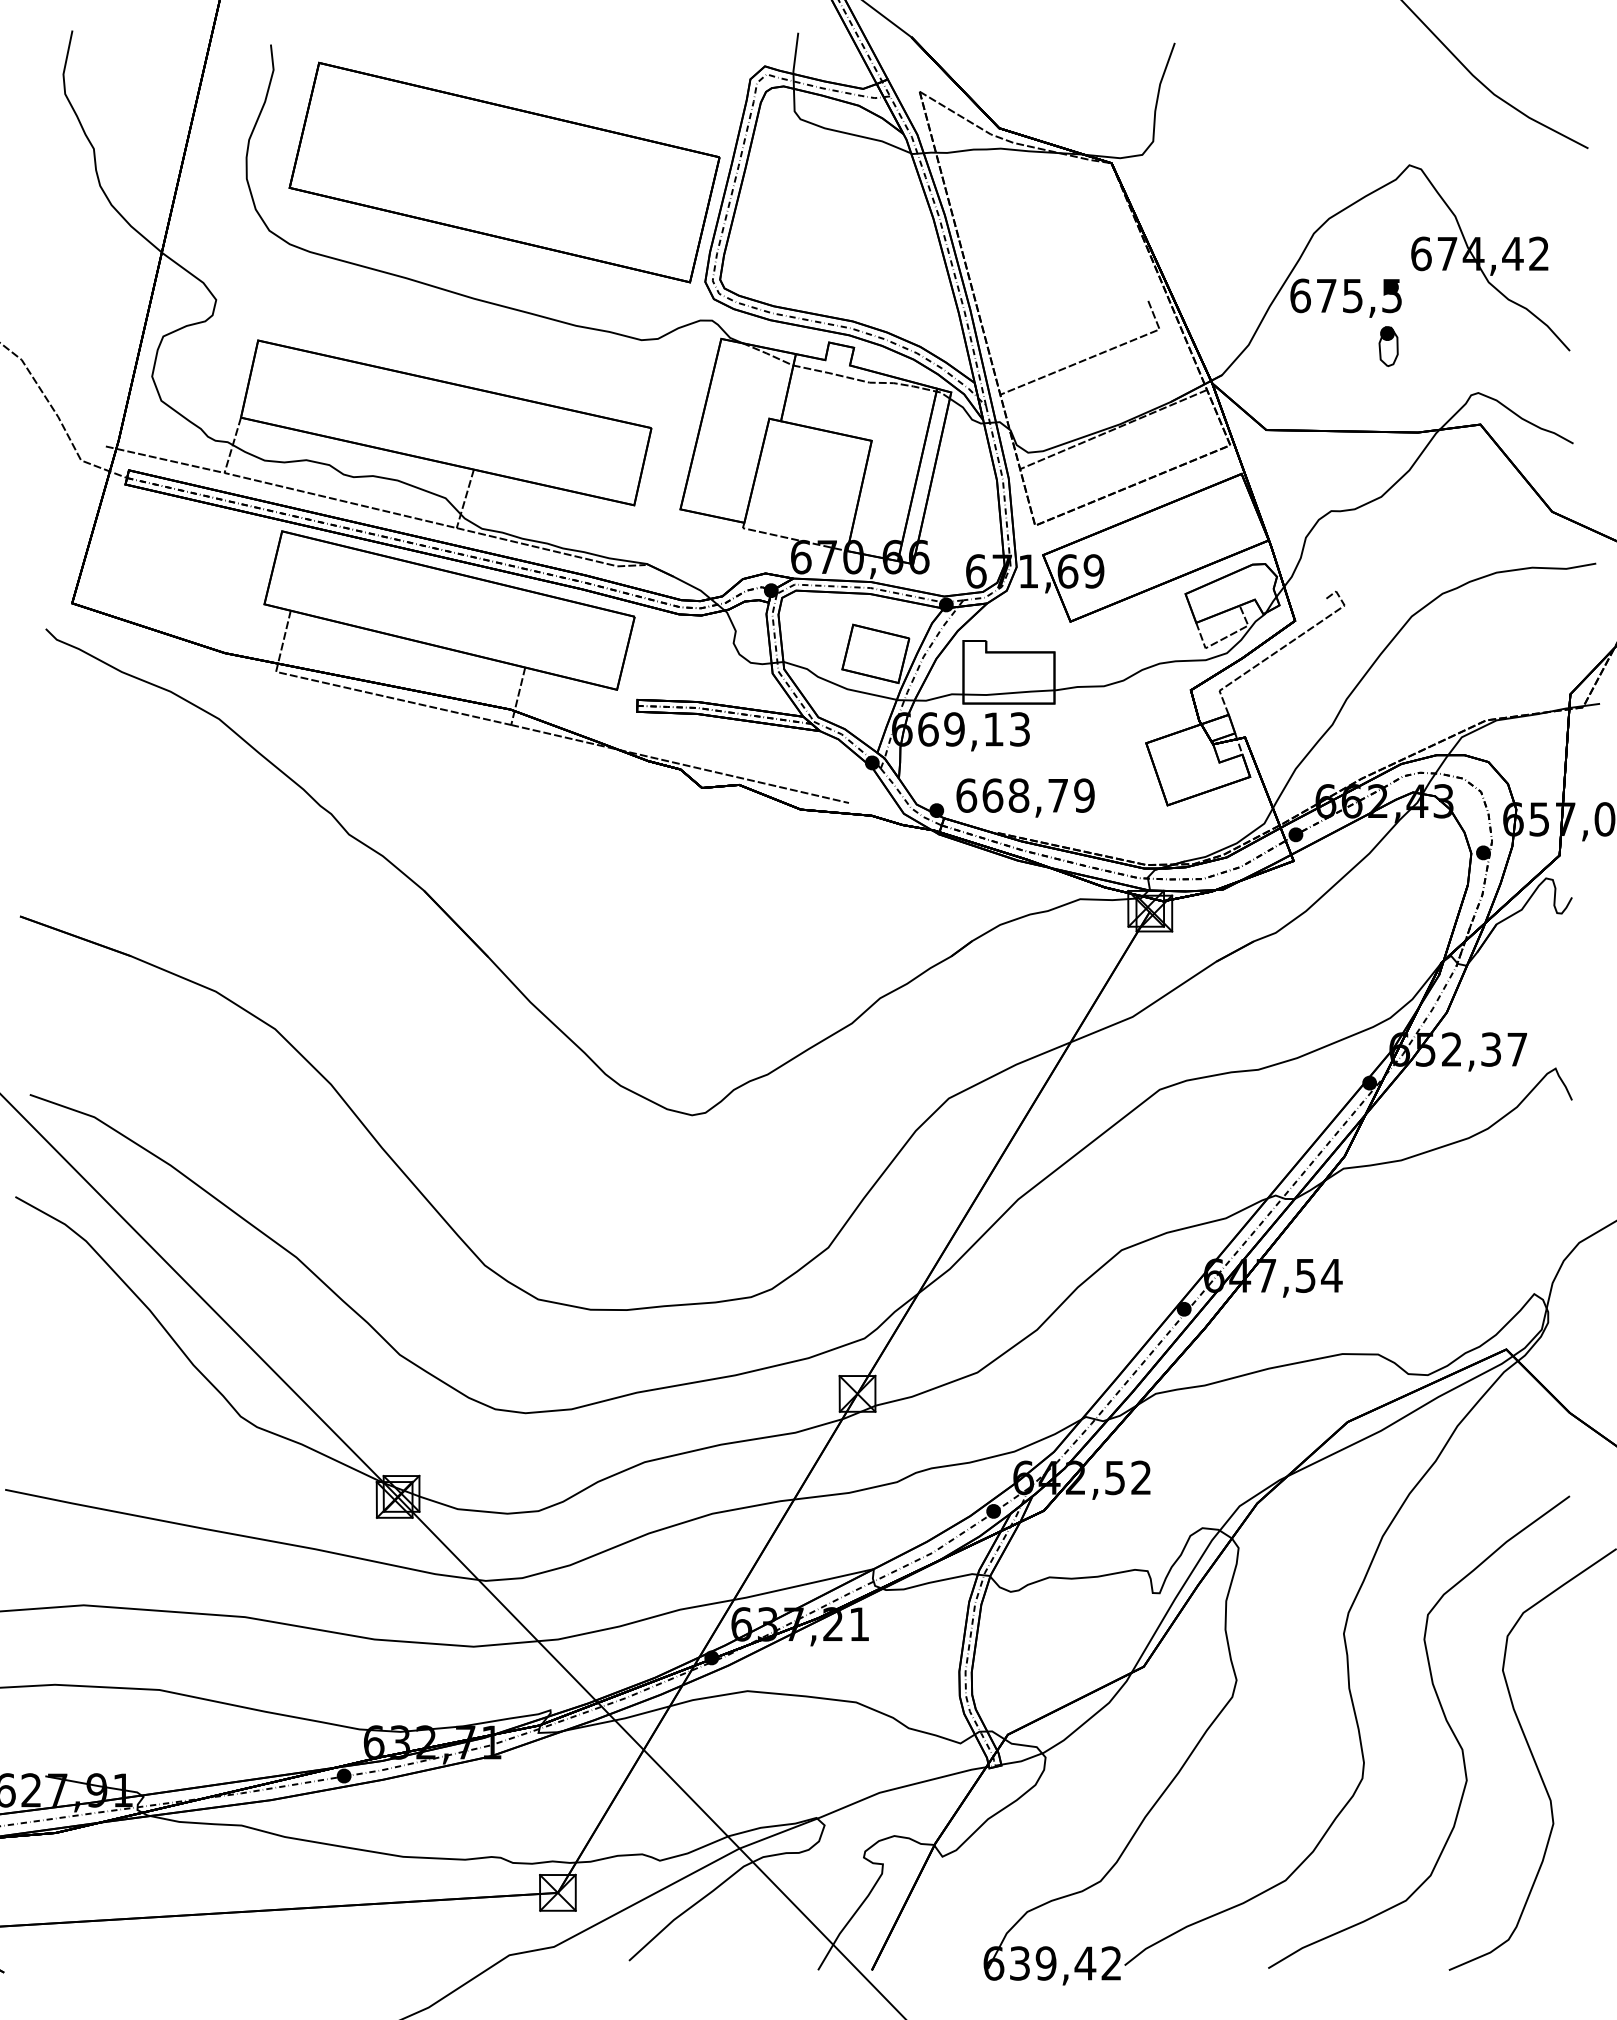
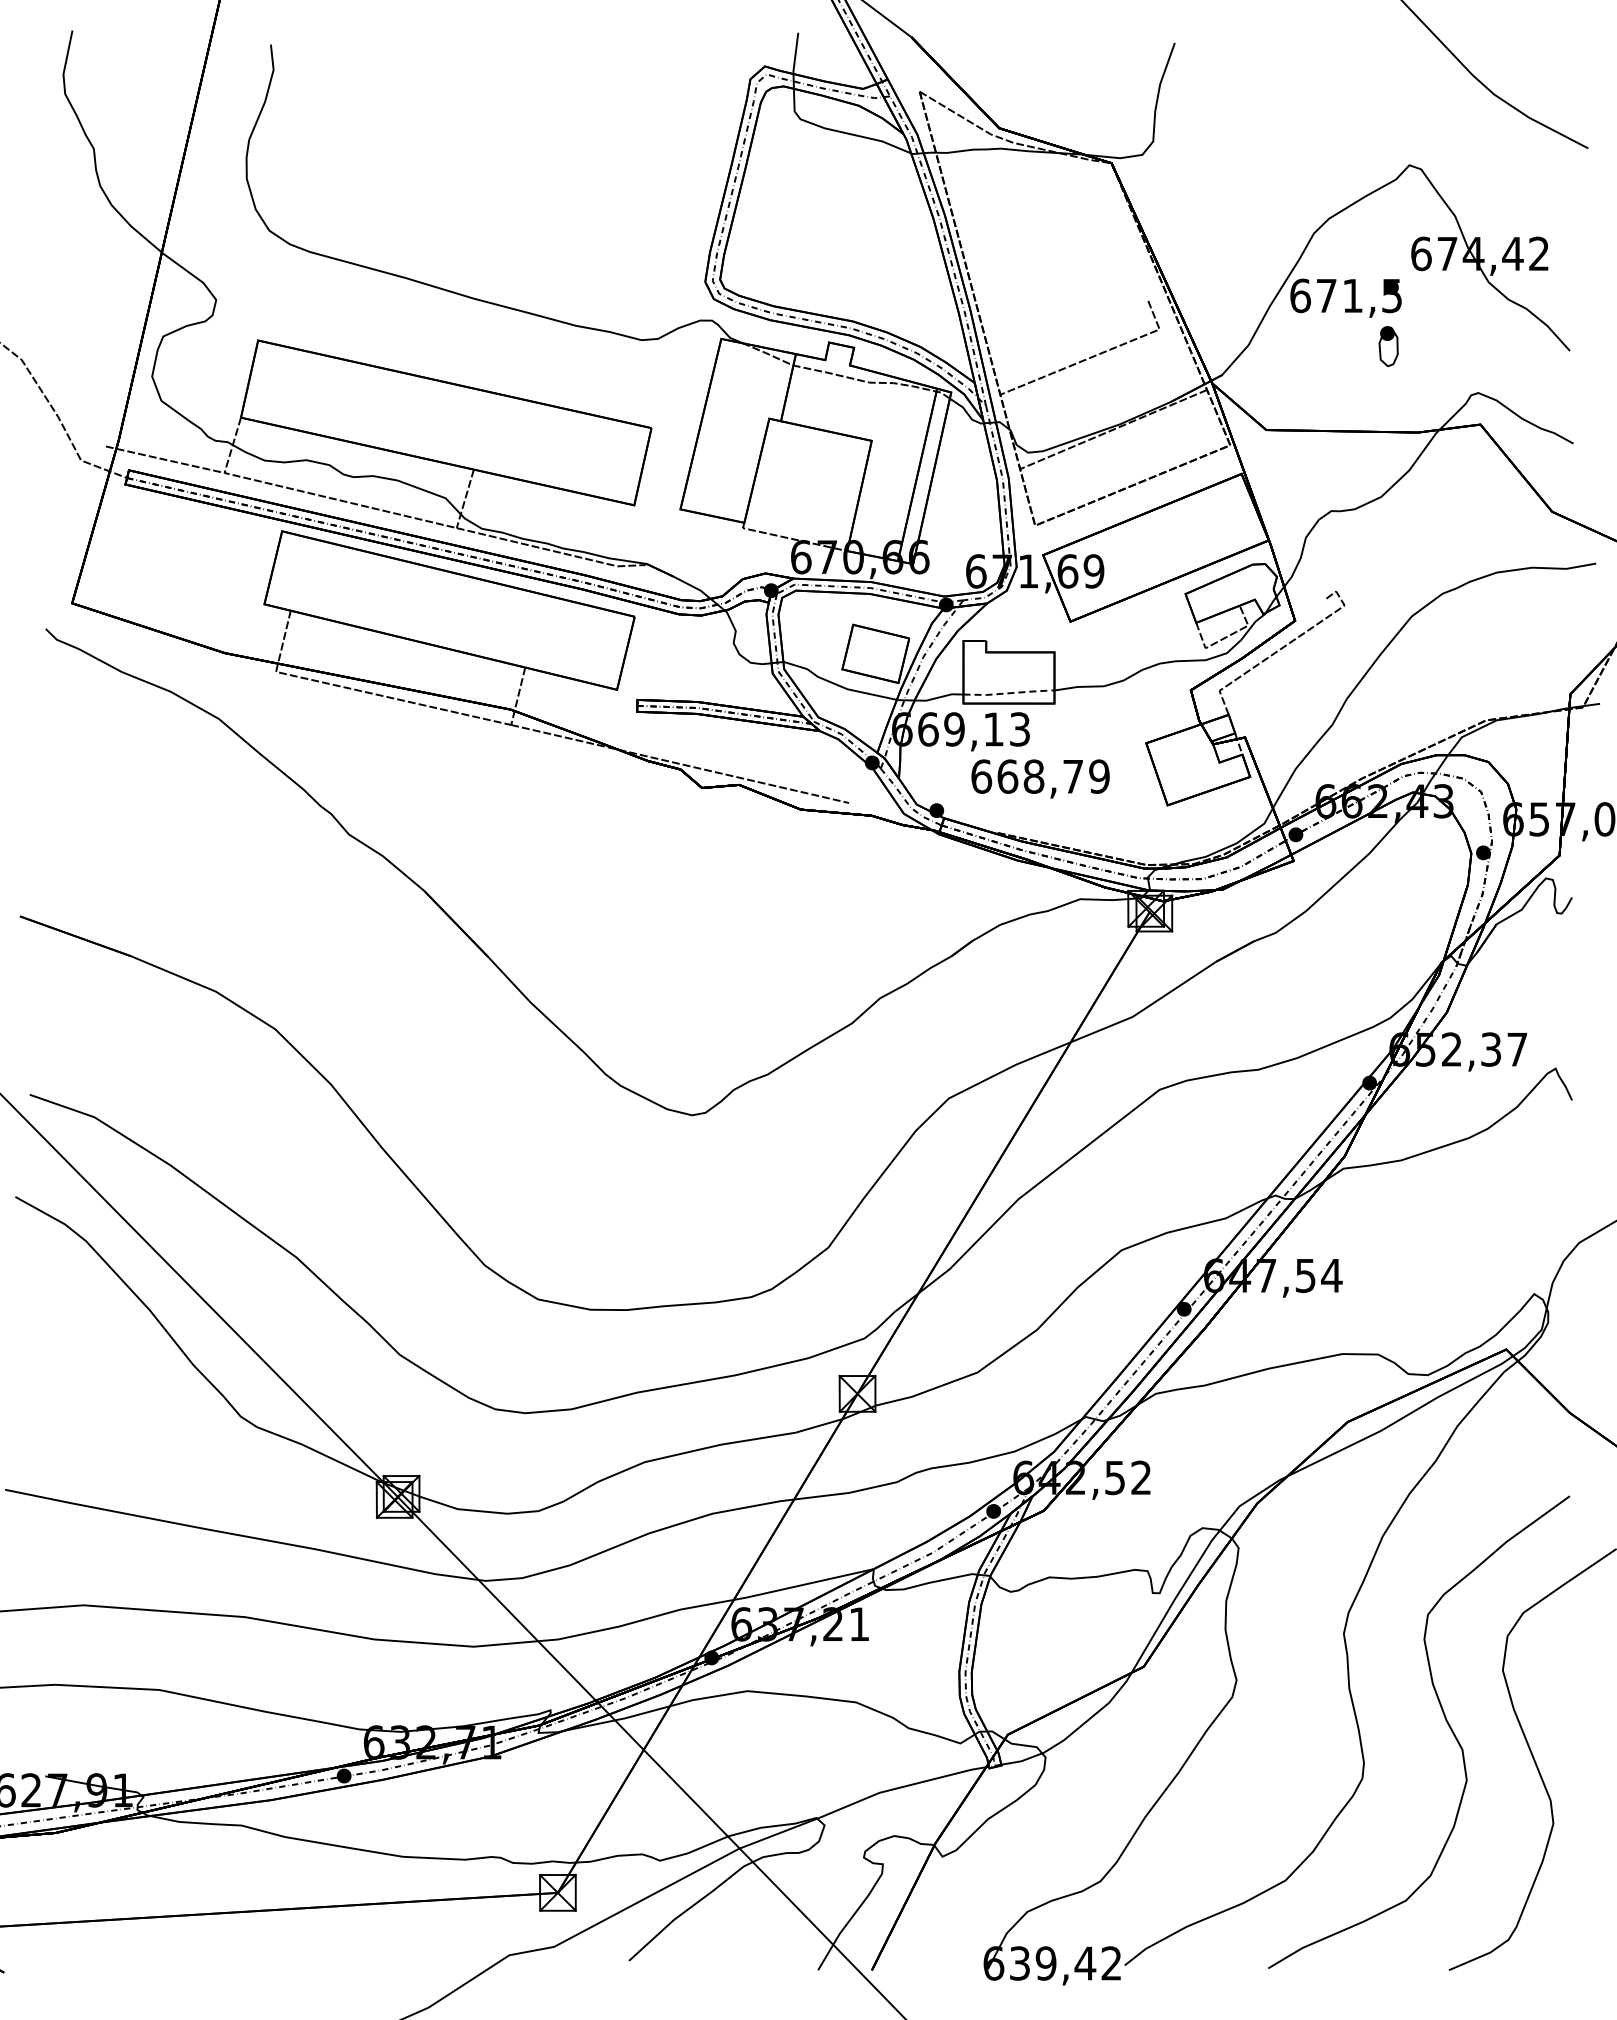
part: present -> none (504, 172)
text: 675,5 -> 671,5 (1352, 296)
line: solid -> dashed (1009, 693)
text position: (1025, 797) -> (1040, 778) (1040, 778)
